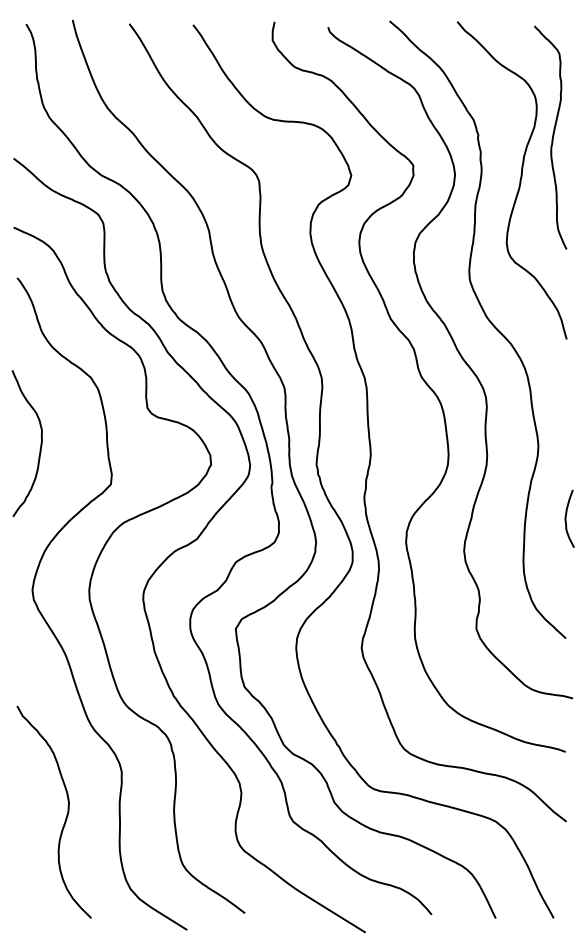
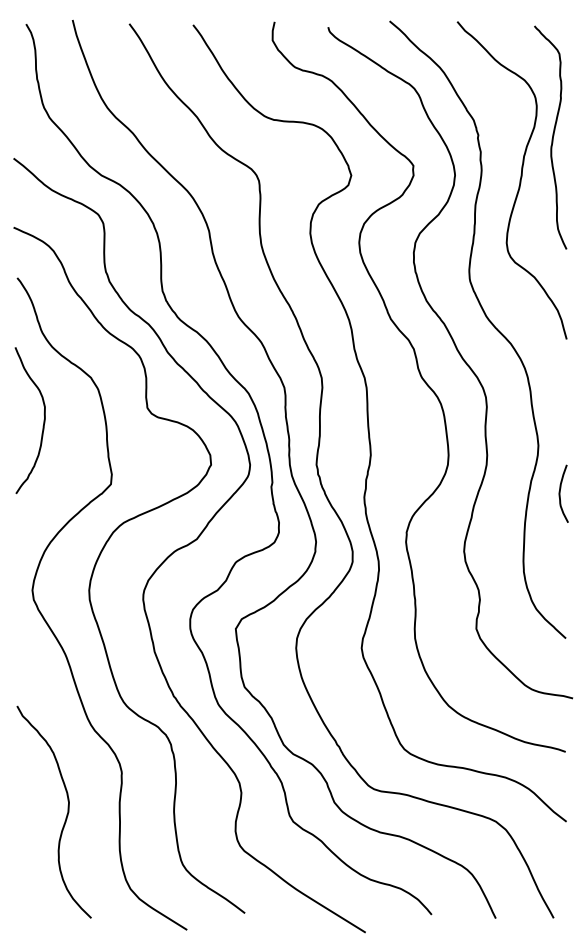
curve position: (40, 443) -> (43, 420) (43, 420)
curve position: (566, 518) -> (560, 493) (560, 493)
